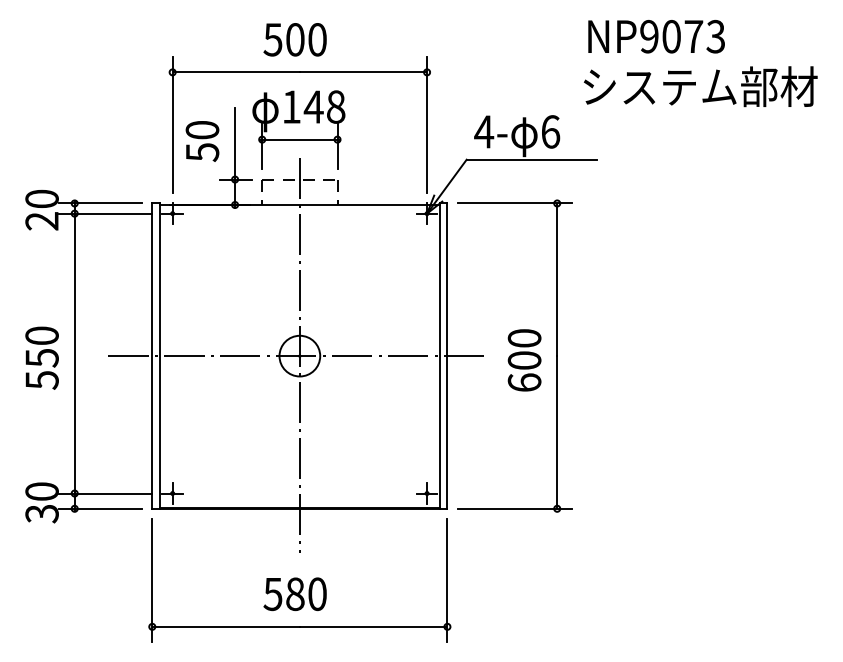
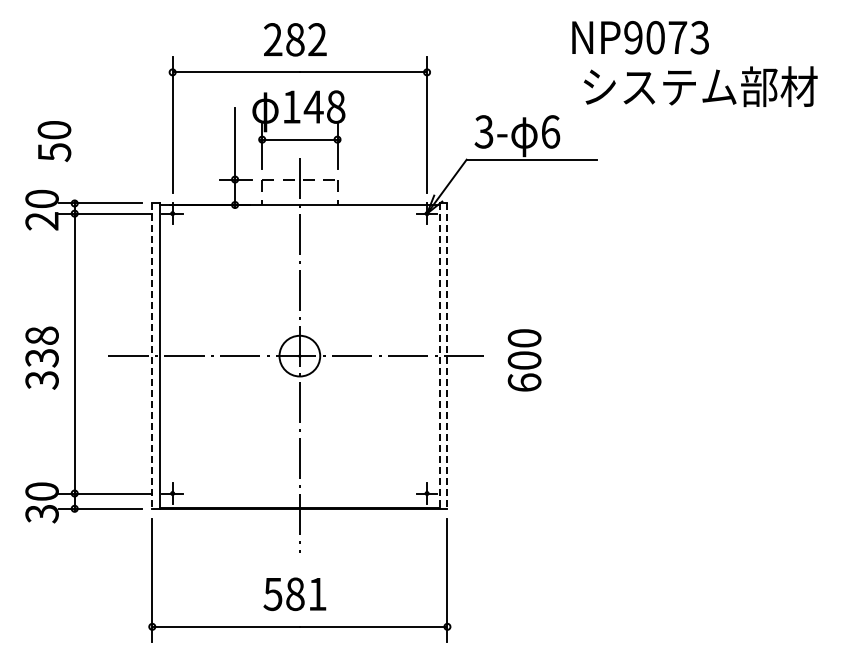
text position: (656, 36) -> (640, 37) (640, 37)
text: 500 -> 282 (294, 39)
text: 4- -> 3- (484, 131)
text position: (202, 141) -> (54, 141) (54, 141)
part: present -> none (556, 355)
line: solid -> dashed (152, 356)
line: solid -> dashed (439, 356)
line: solid -> dashed (447, 356)
text: 550 -> 338 (41, 357)
text: 580 -> 581 (317, 594)
